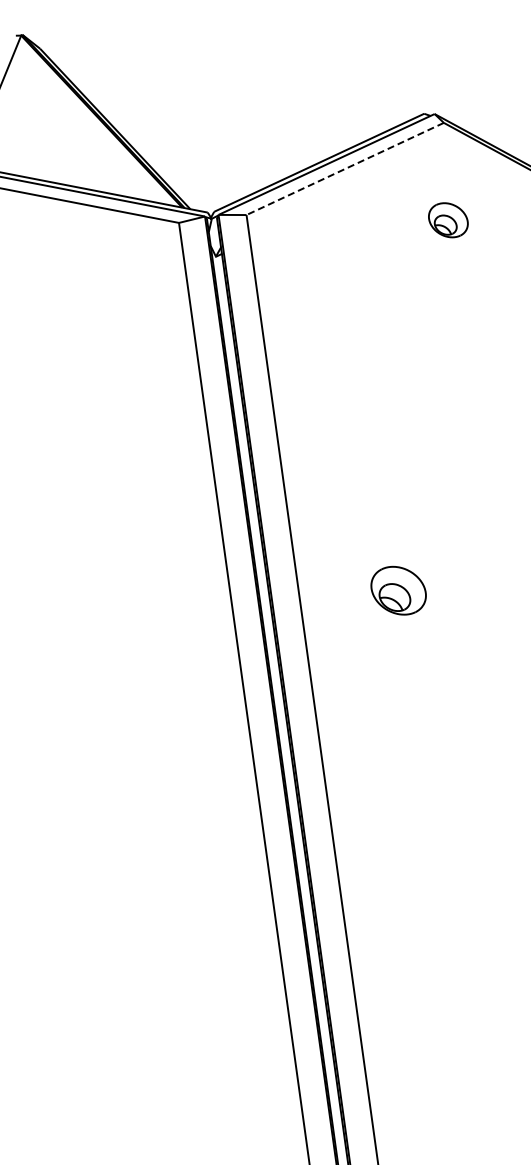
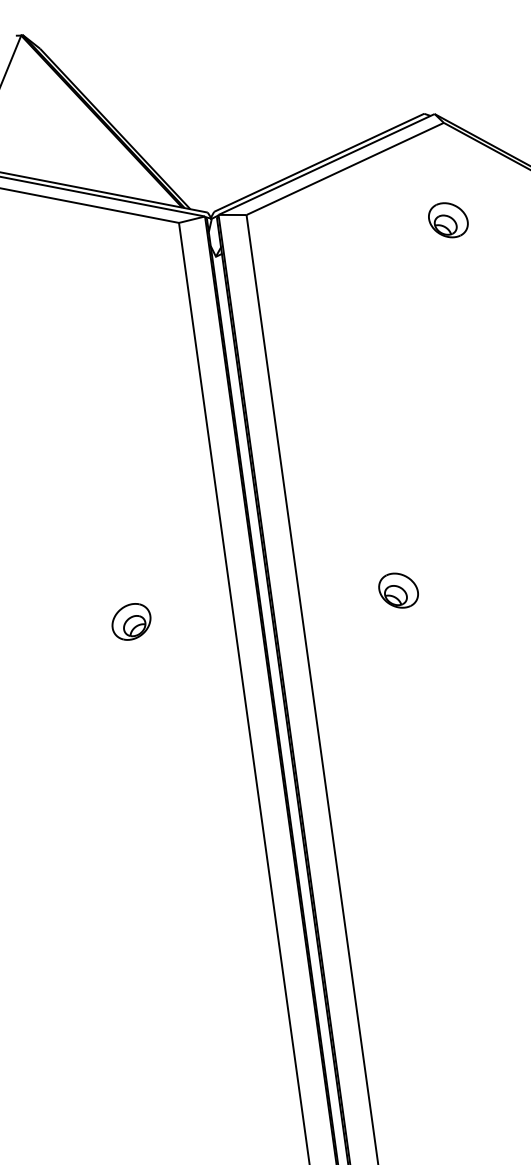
line: dashed -> solid (345, 168)
part size: 57x51 px -> 41x37 px (398, 590)
part: none -> present (131, 621)
